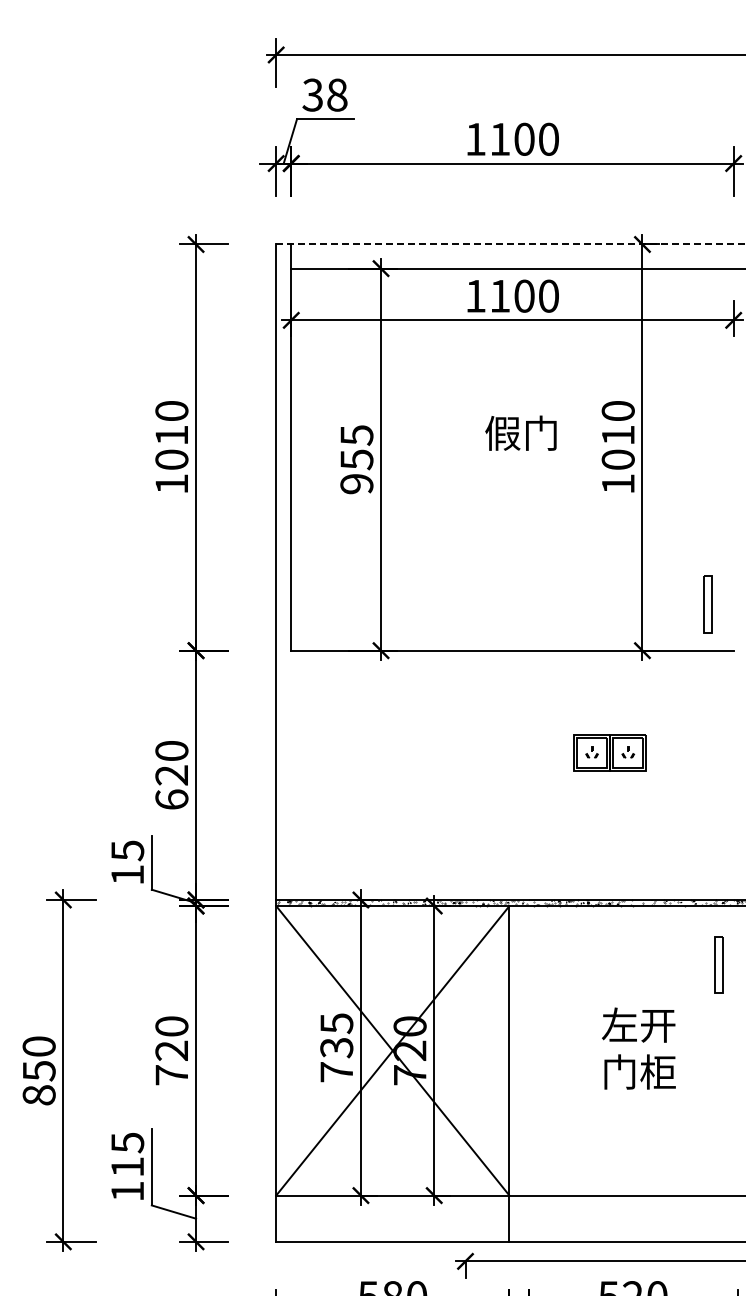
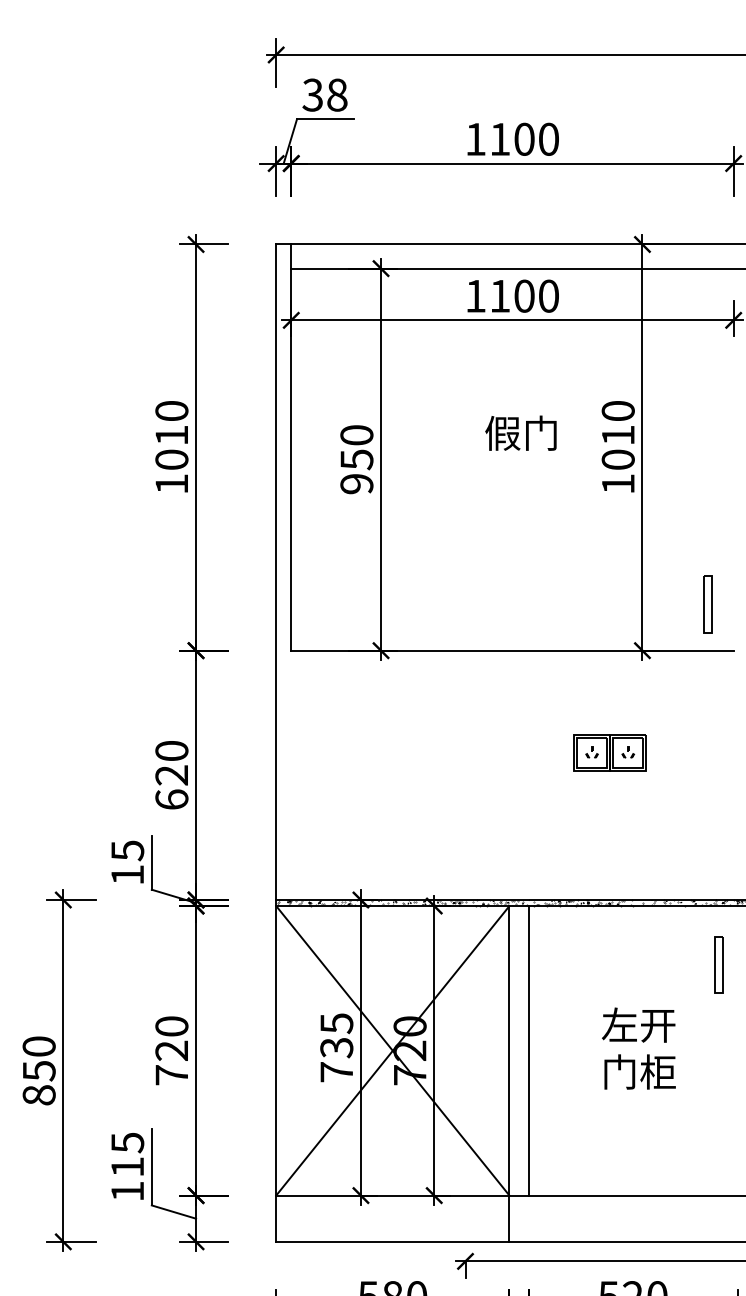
line: dashed -> solid (511, 244)
text: 955 -> 950 (356, 435)
line: none -> present (528, 1050)
